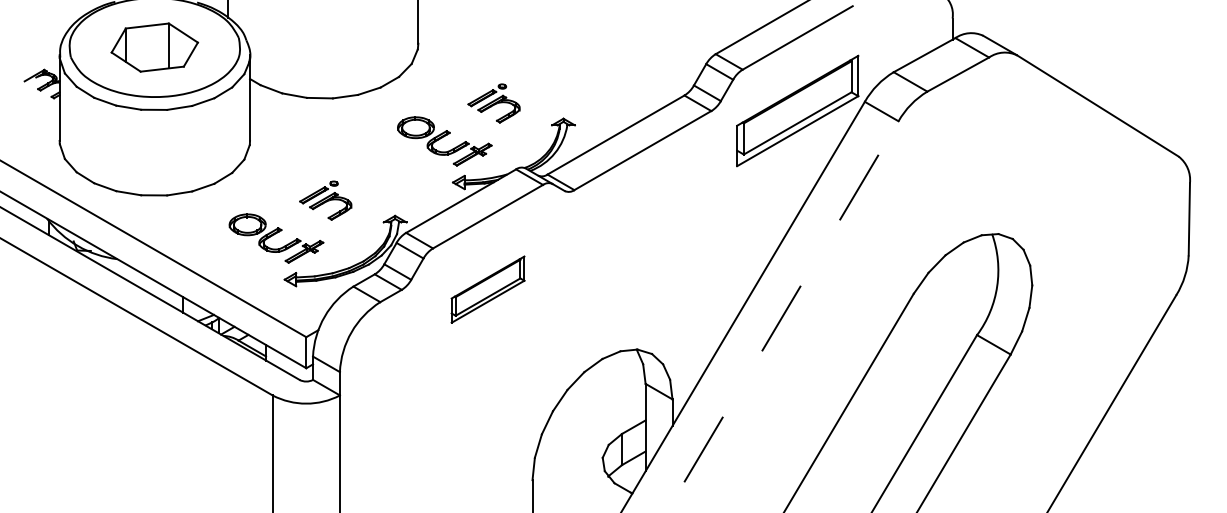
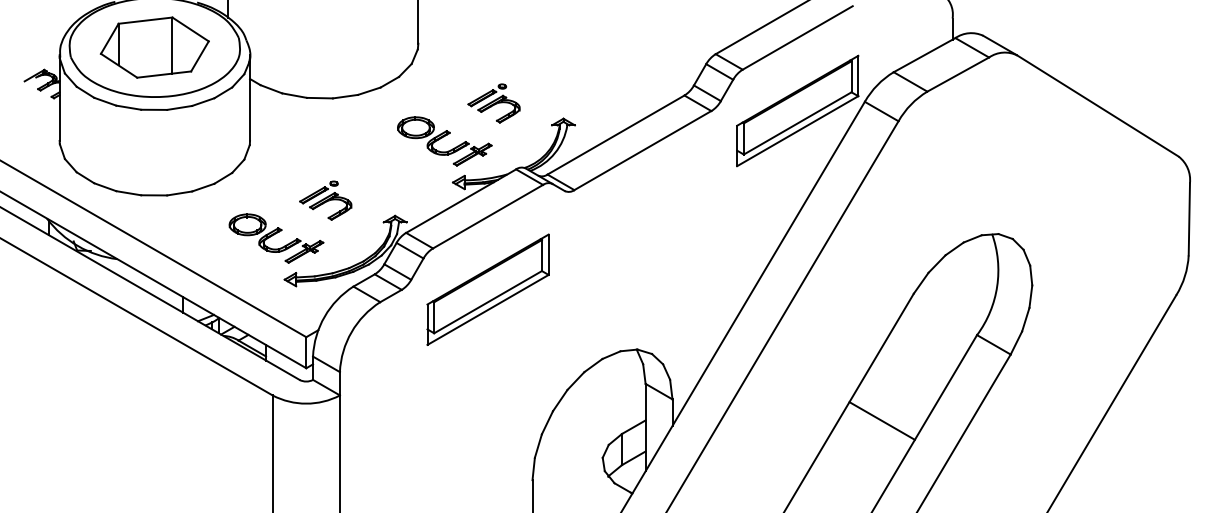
part size: 90x51 px -> 111x63 px (154, 47)
part size: 76x69 px -> 124x113 px (487, 289)
line: dashed -> solid (782, 316)
line: none -> present (881, 420)
